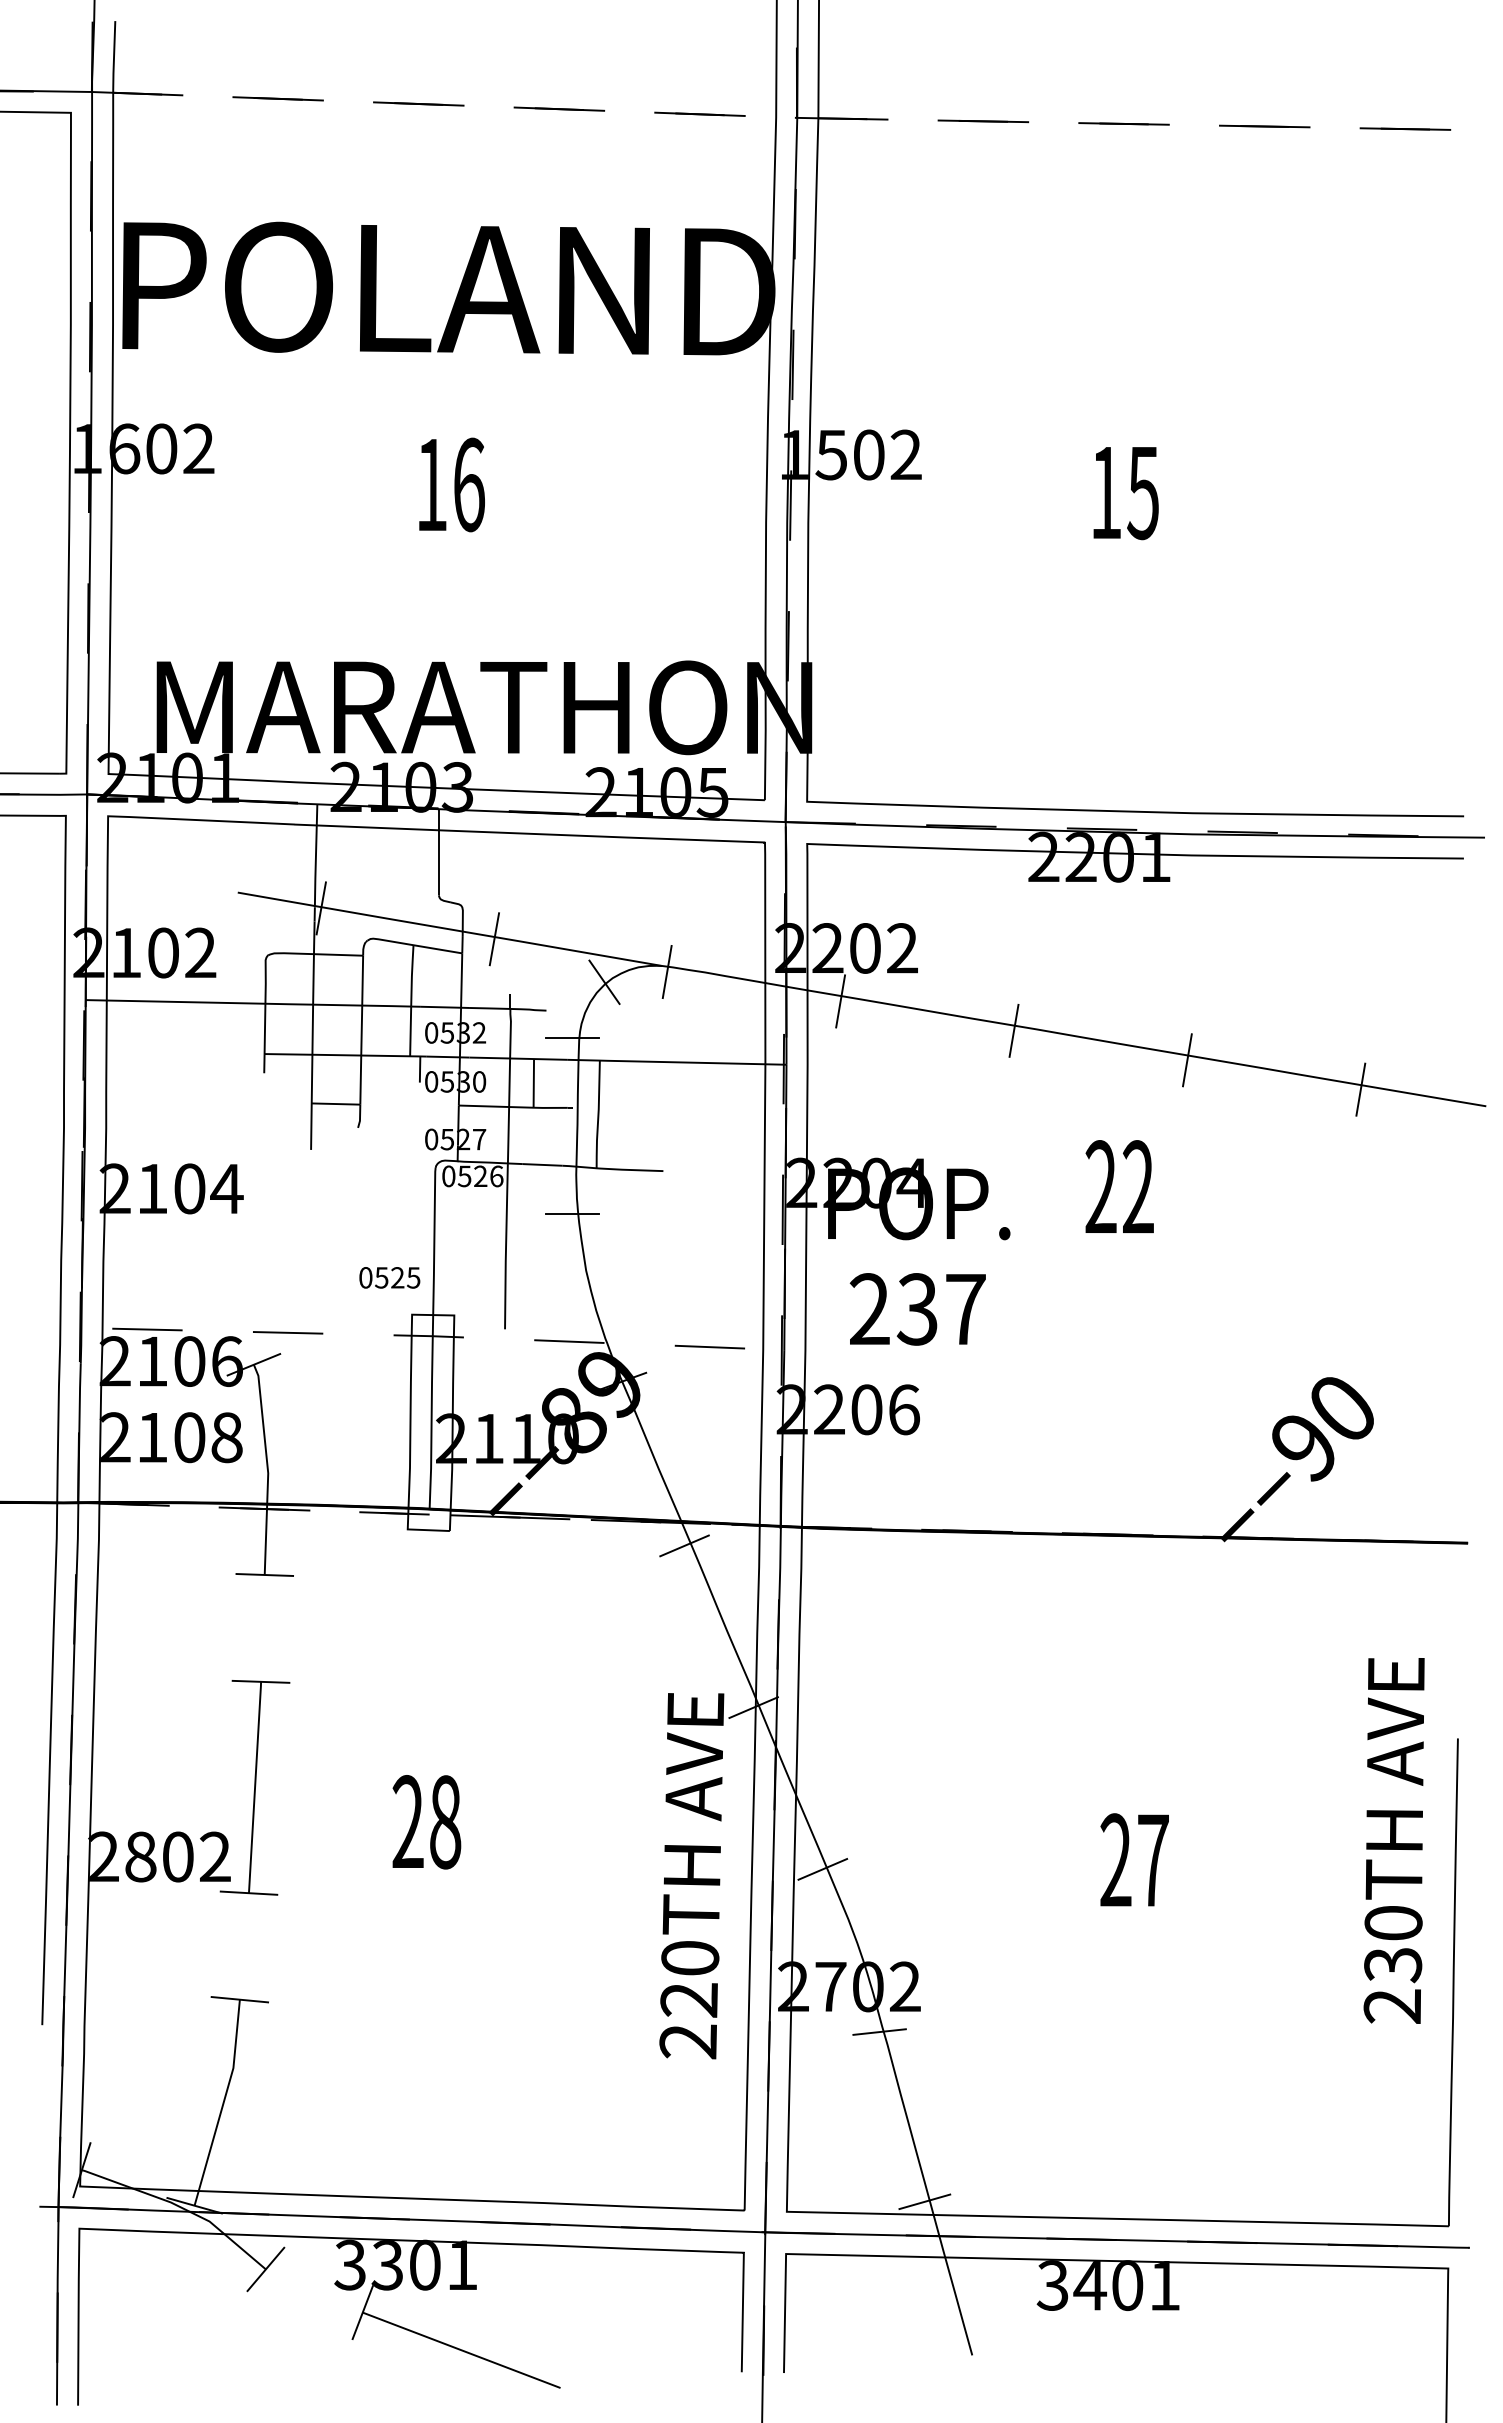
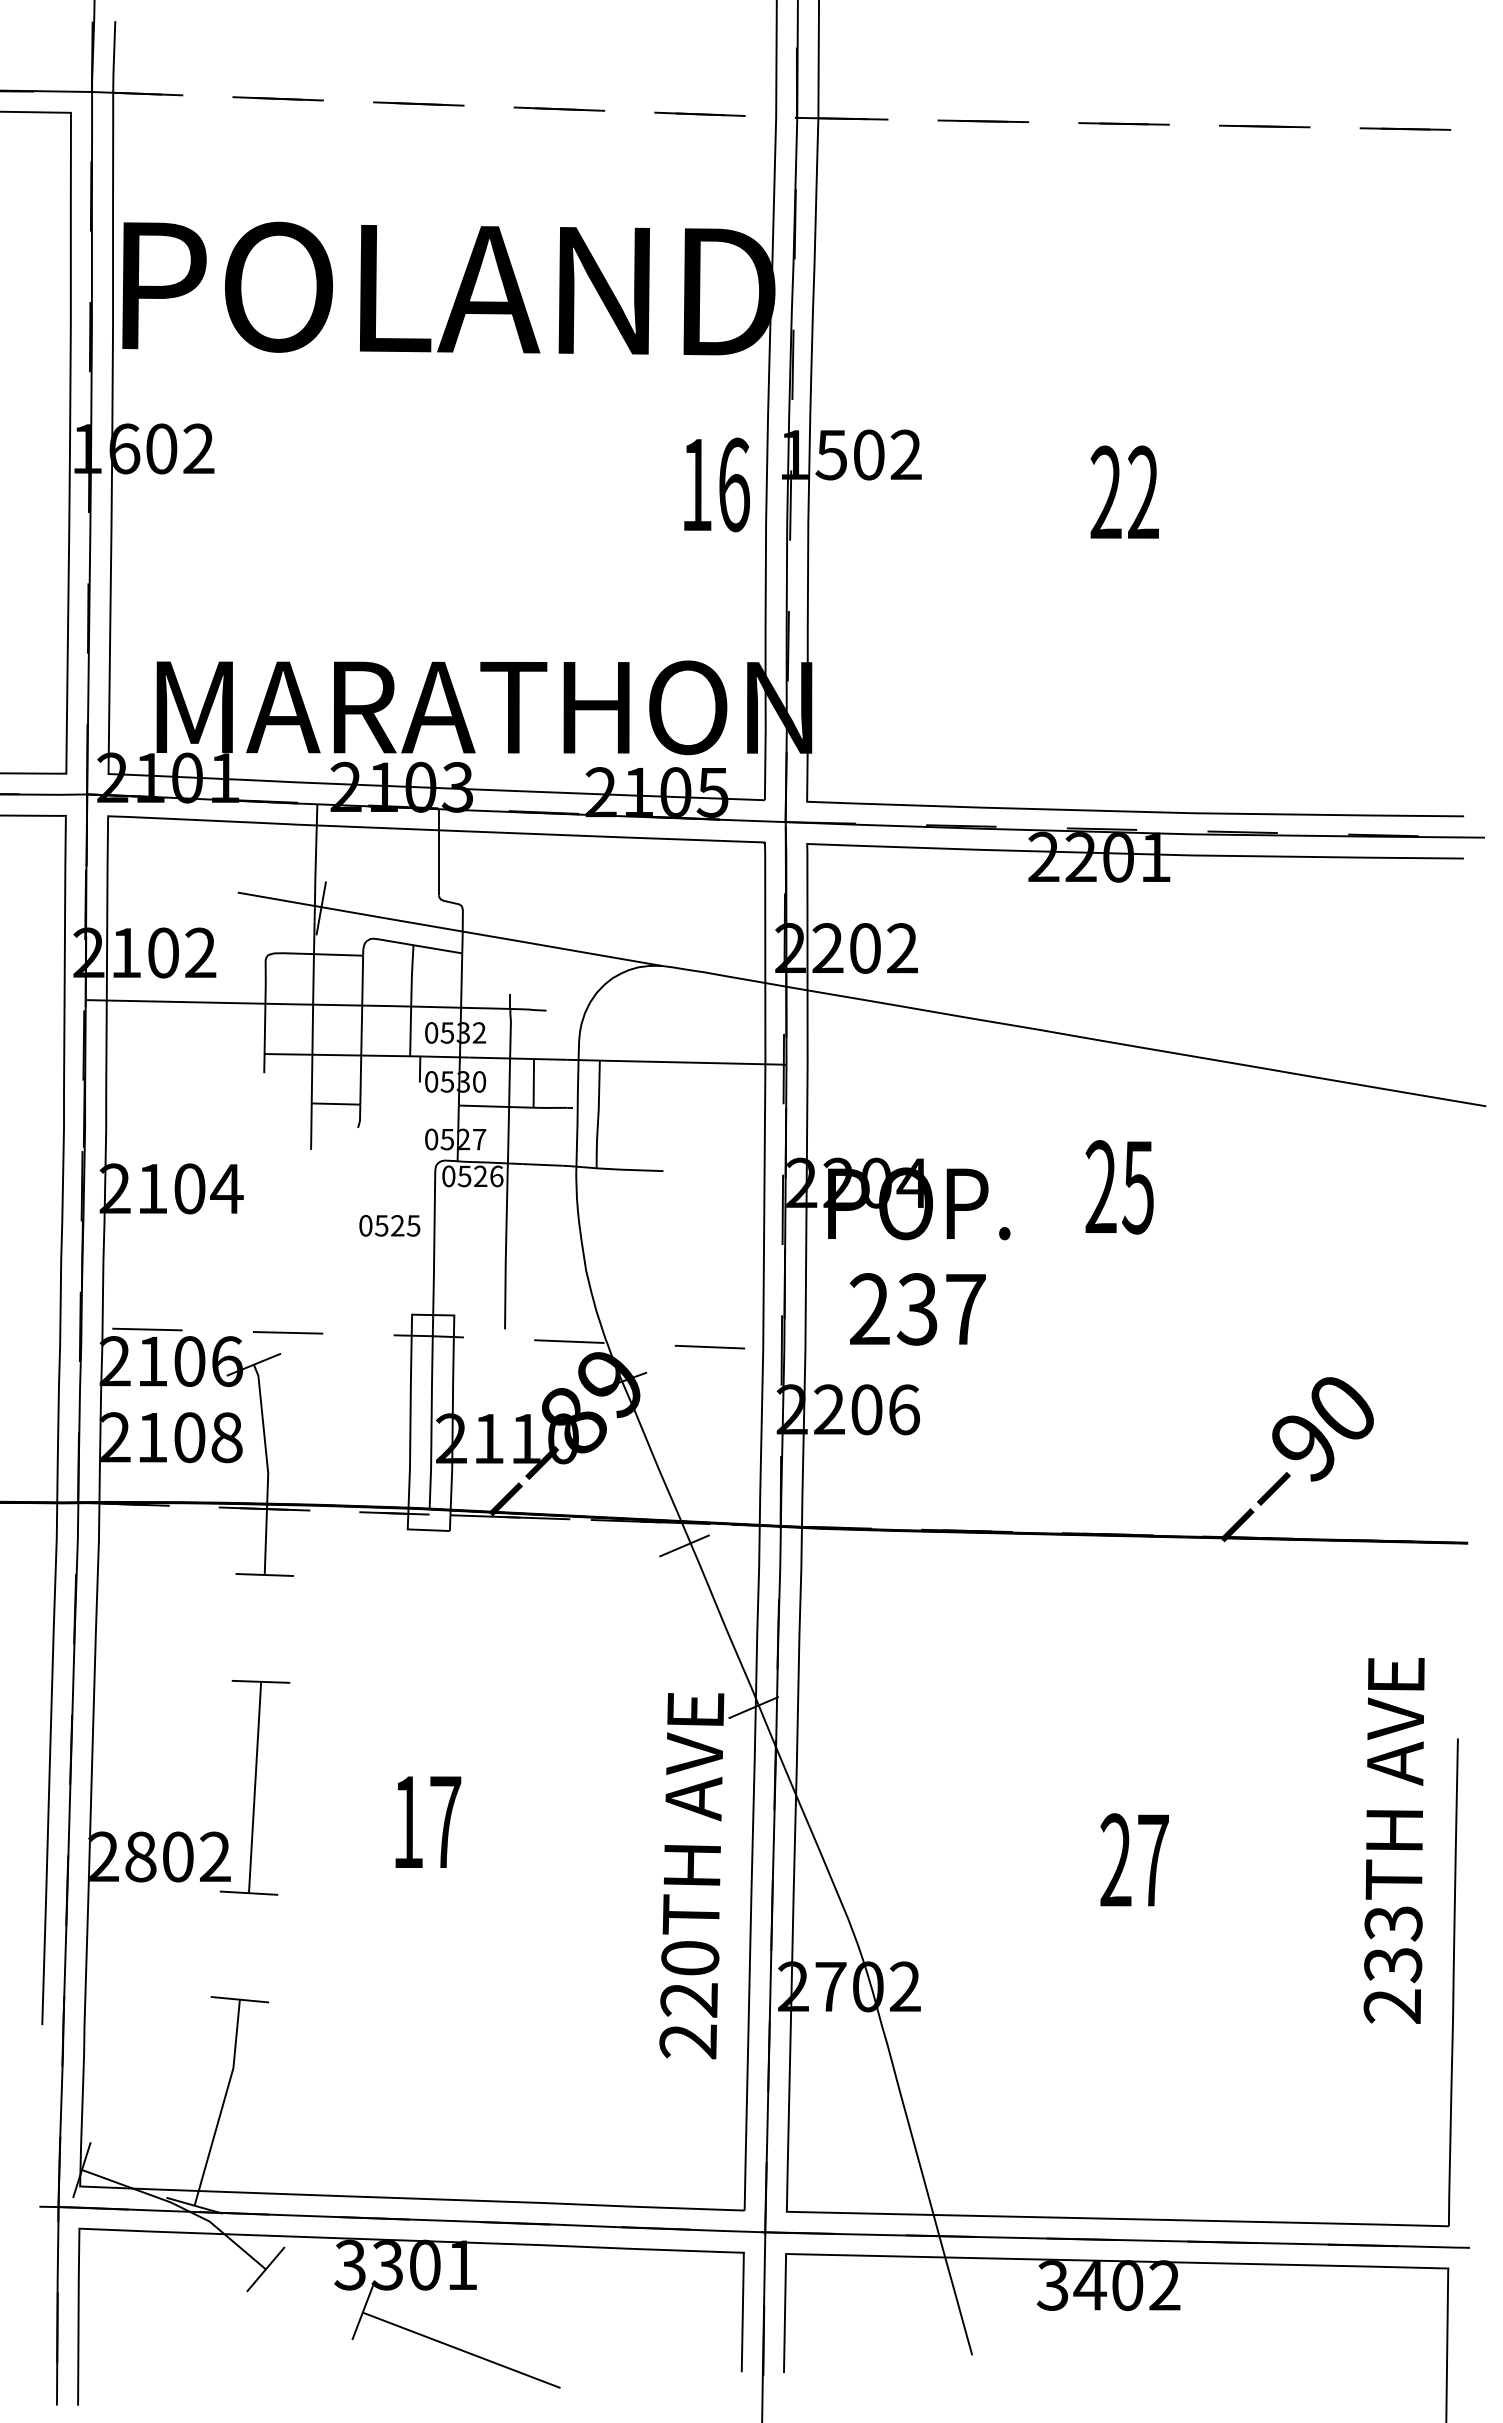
text position: (451, 484) -> (716, 484) (716, 484)
text: 15 -> 22 (1124, 492)
line: present -> none (494, 939)
line: present -> none (666, 971)
line: present -> none (604, 981)
line: present -> none (840, 1001)
line: present -> none (1013, 1030)
line: present -> none (572, 1038)
line: present -> none (1187, 1060)
line: present -> none (1360, 1089)
text: 22 -> 25 (1137, 1187)
line: present -> none (572, 1213)
text position: (389, 1277) -> (389, 1225) (389, 1225)
text: 28 -> 17 (426, 1822)
line: present -> none (822, 1869)
text: 230TH -> 233TH (1393, 1923)
line: present -> none (879, 2031)
line: present -> none (924, 2201)
text: 3401 -> 3402 (1164, 2285)
